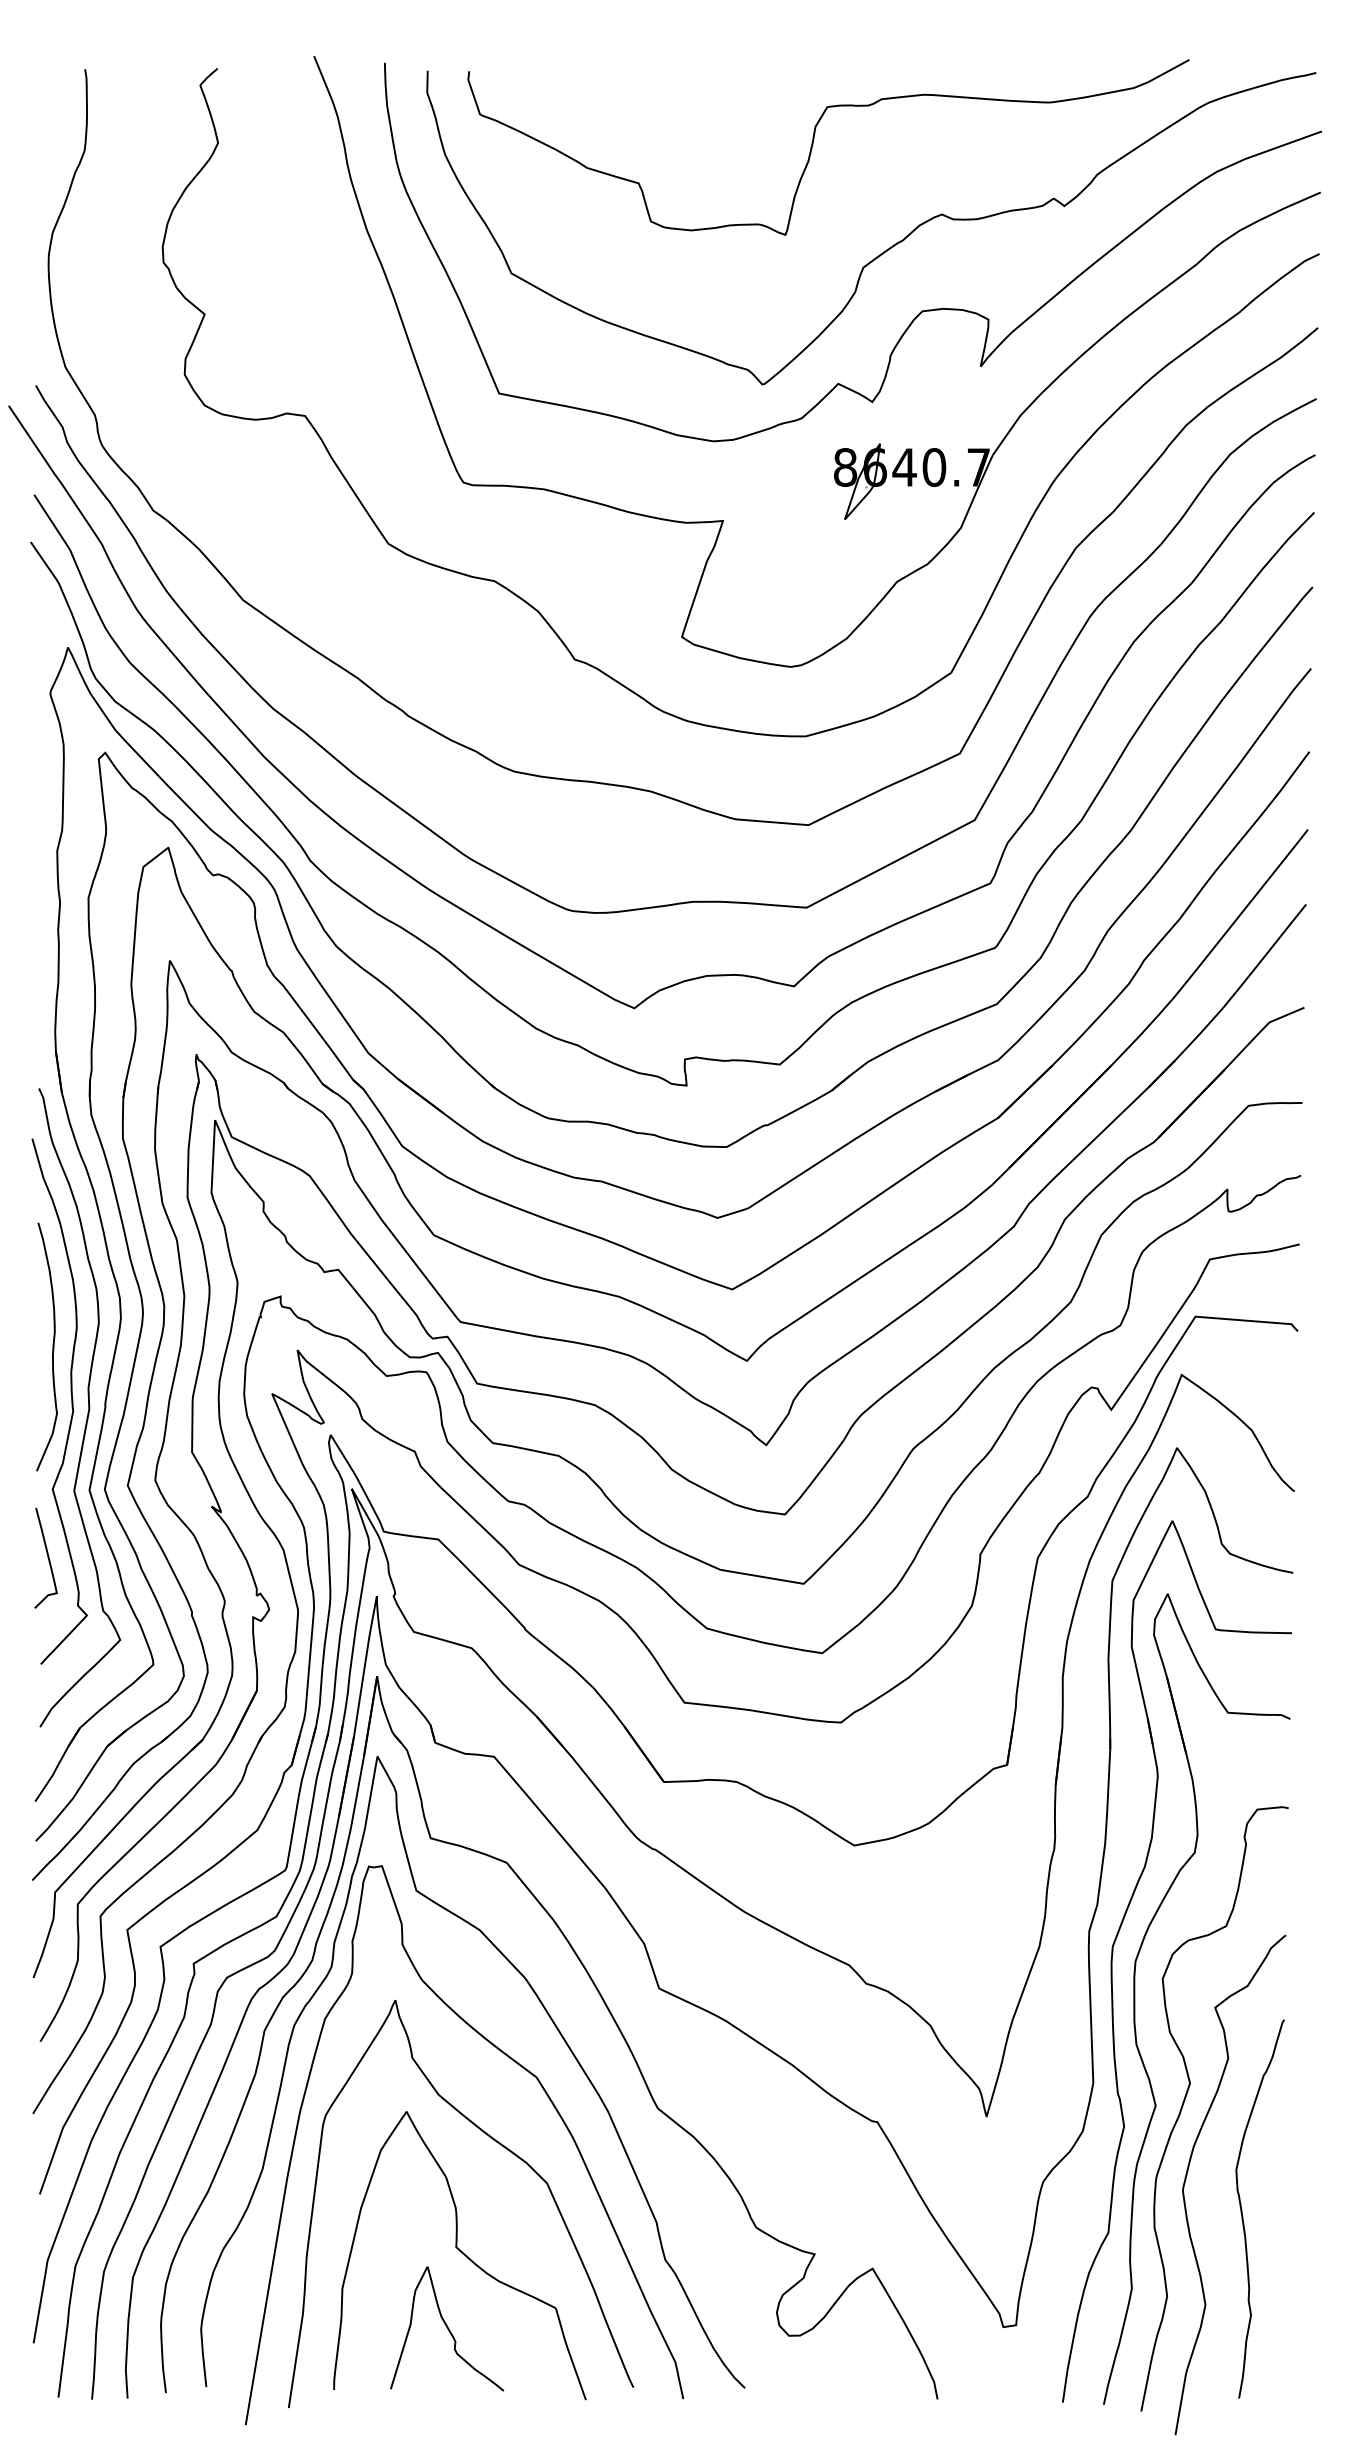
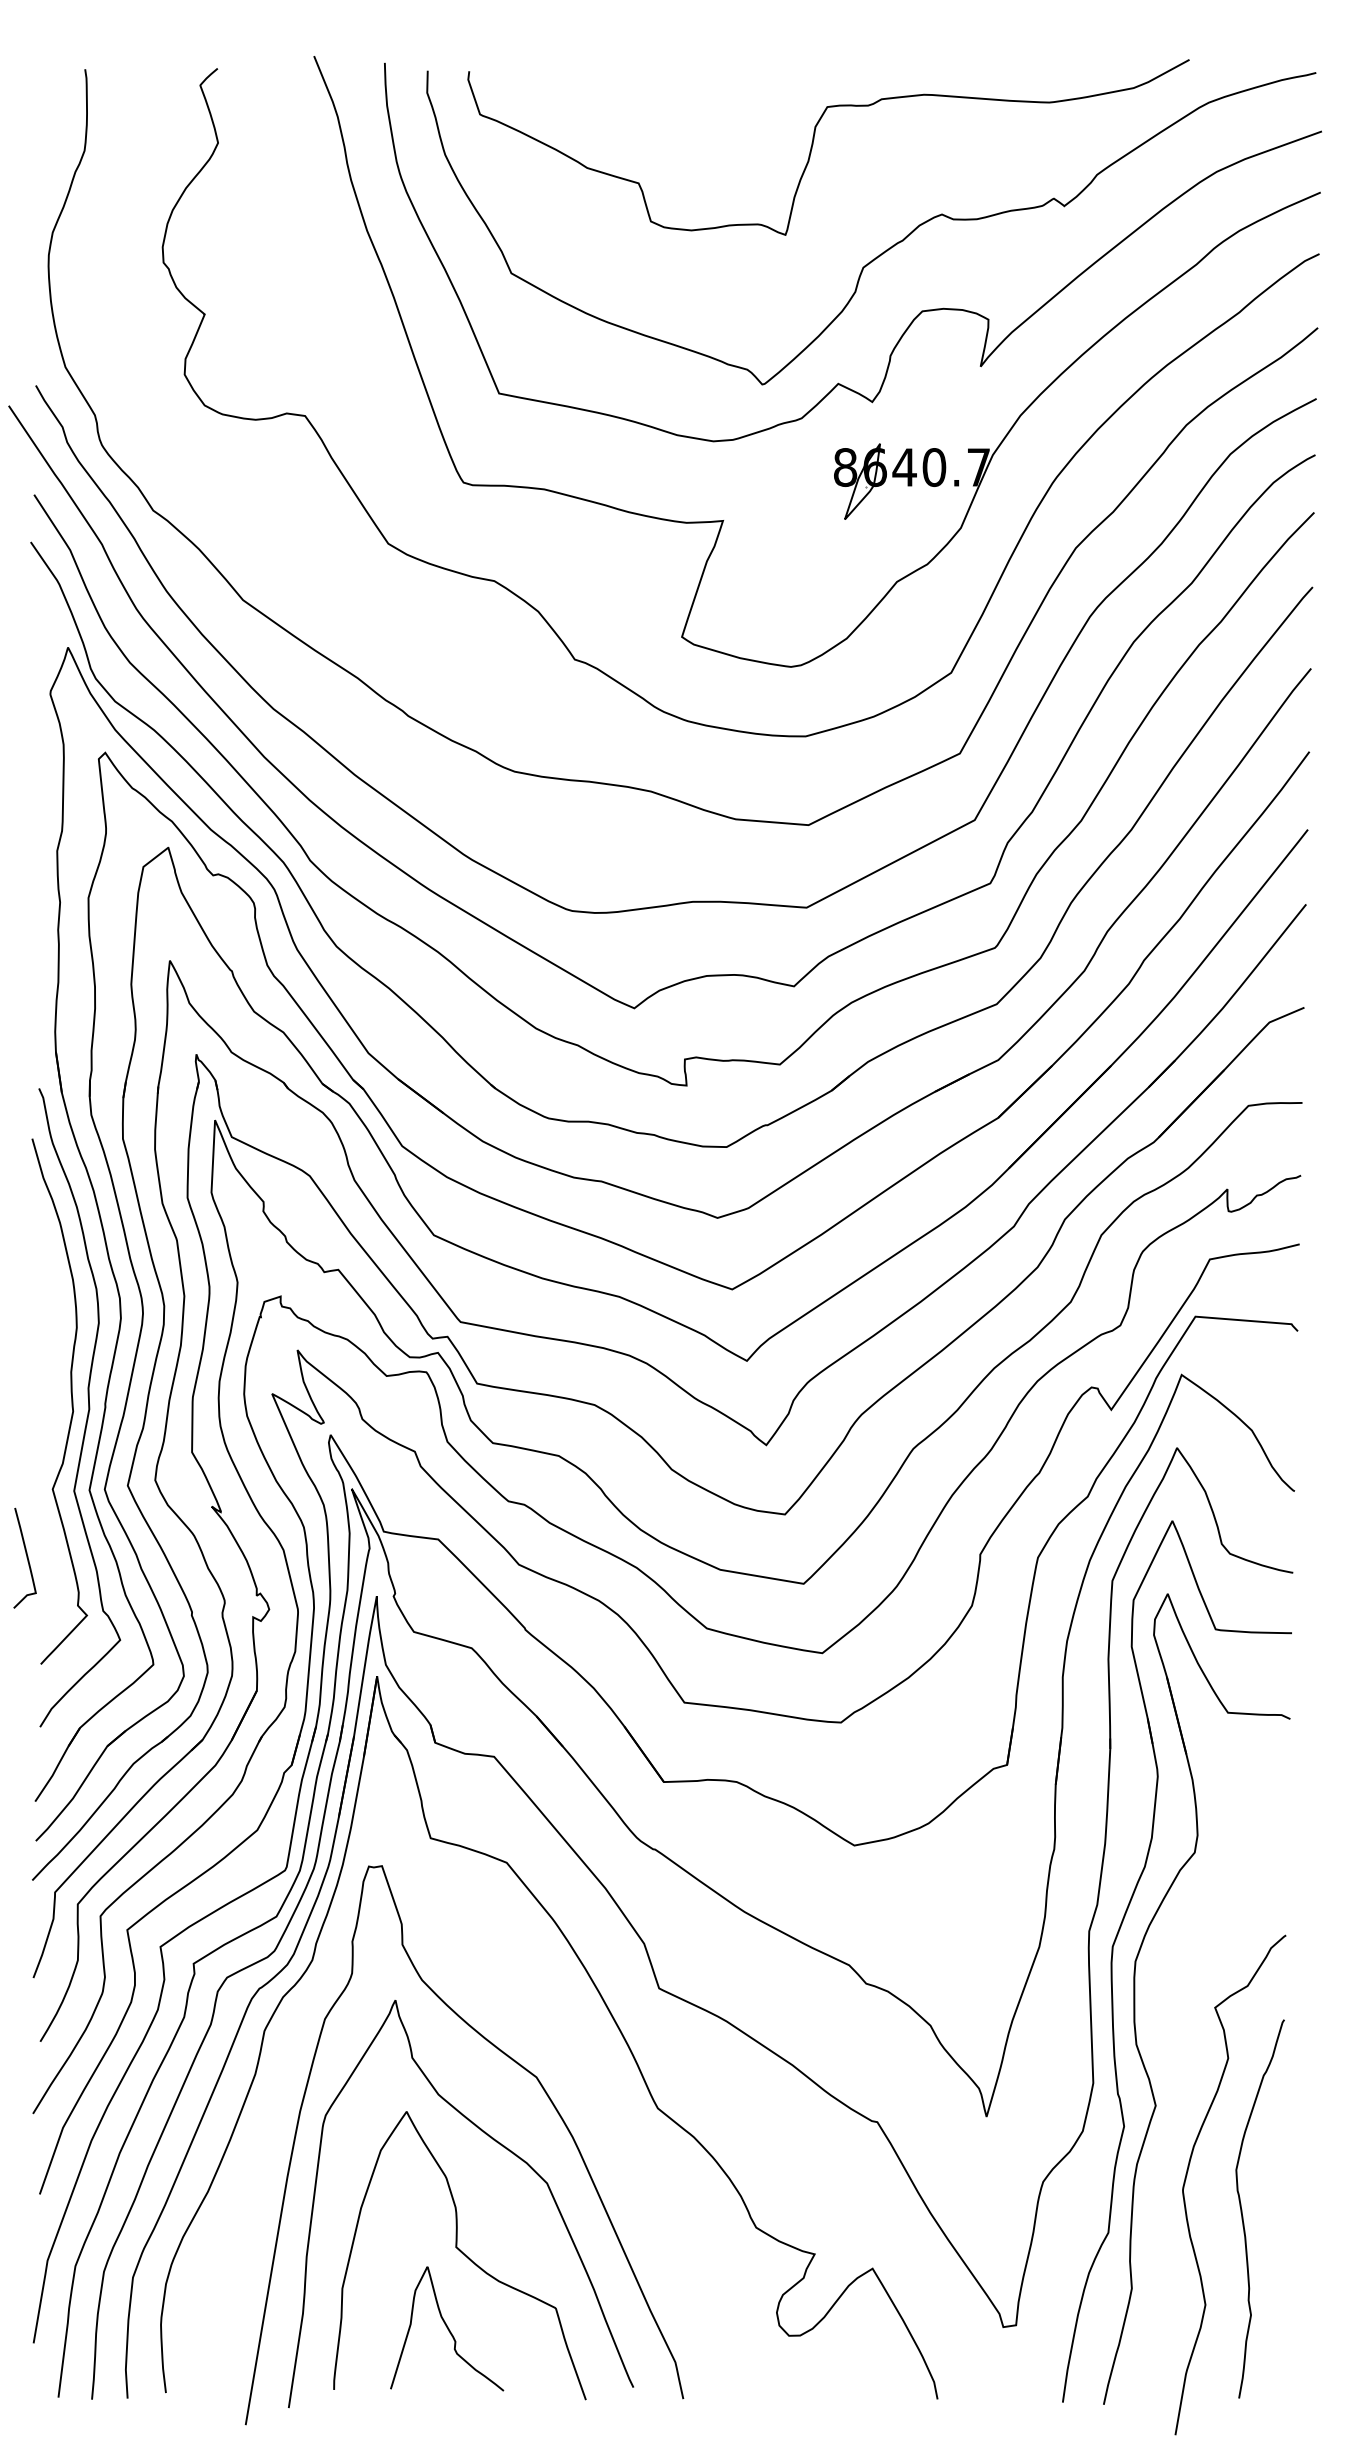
curve: present -> none (52, 1346)
curve position: (47, 1557) -> (26, 1557) (26, 1557)
curve: present -> none (551, 2021)
curve: present -> none (1186, 2097)
